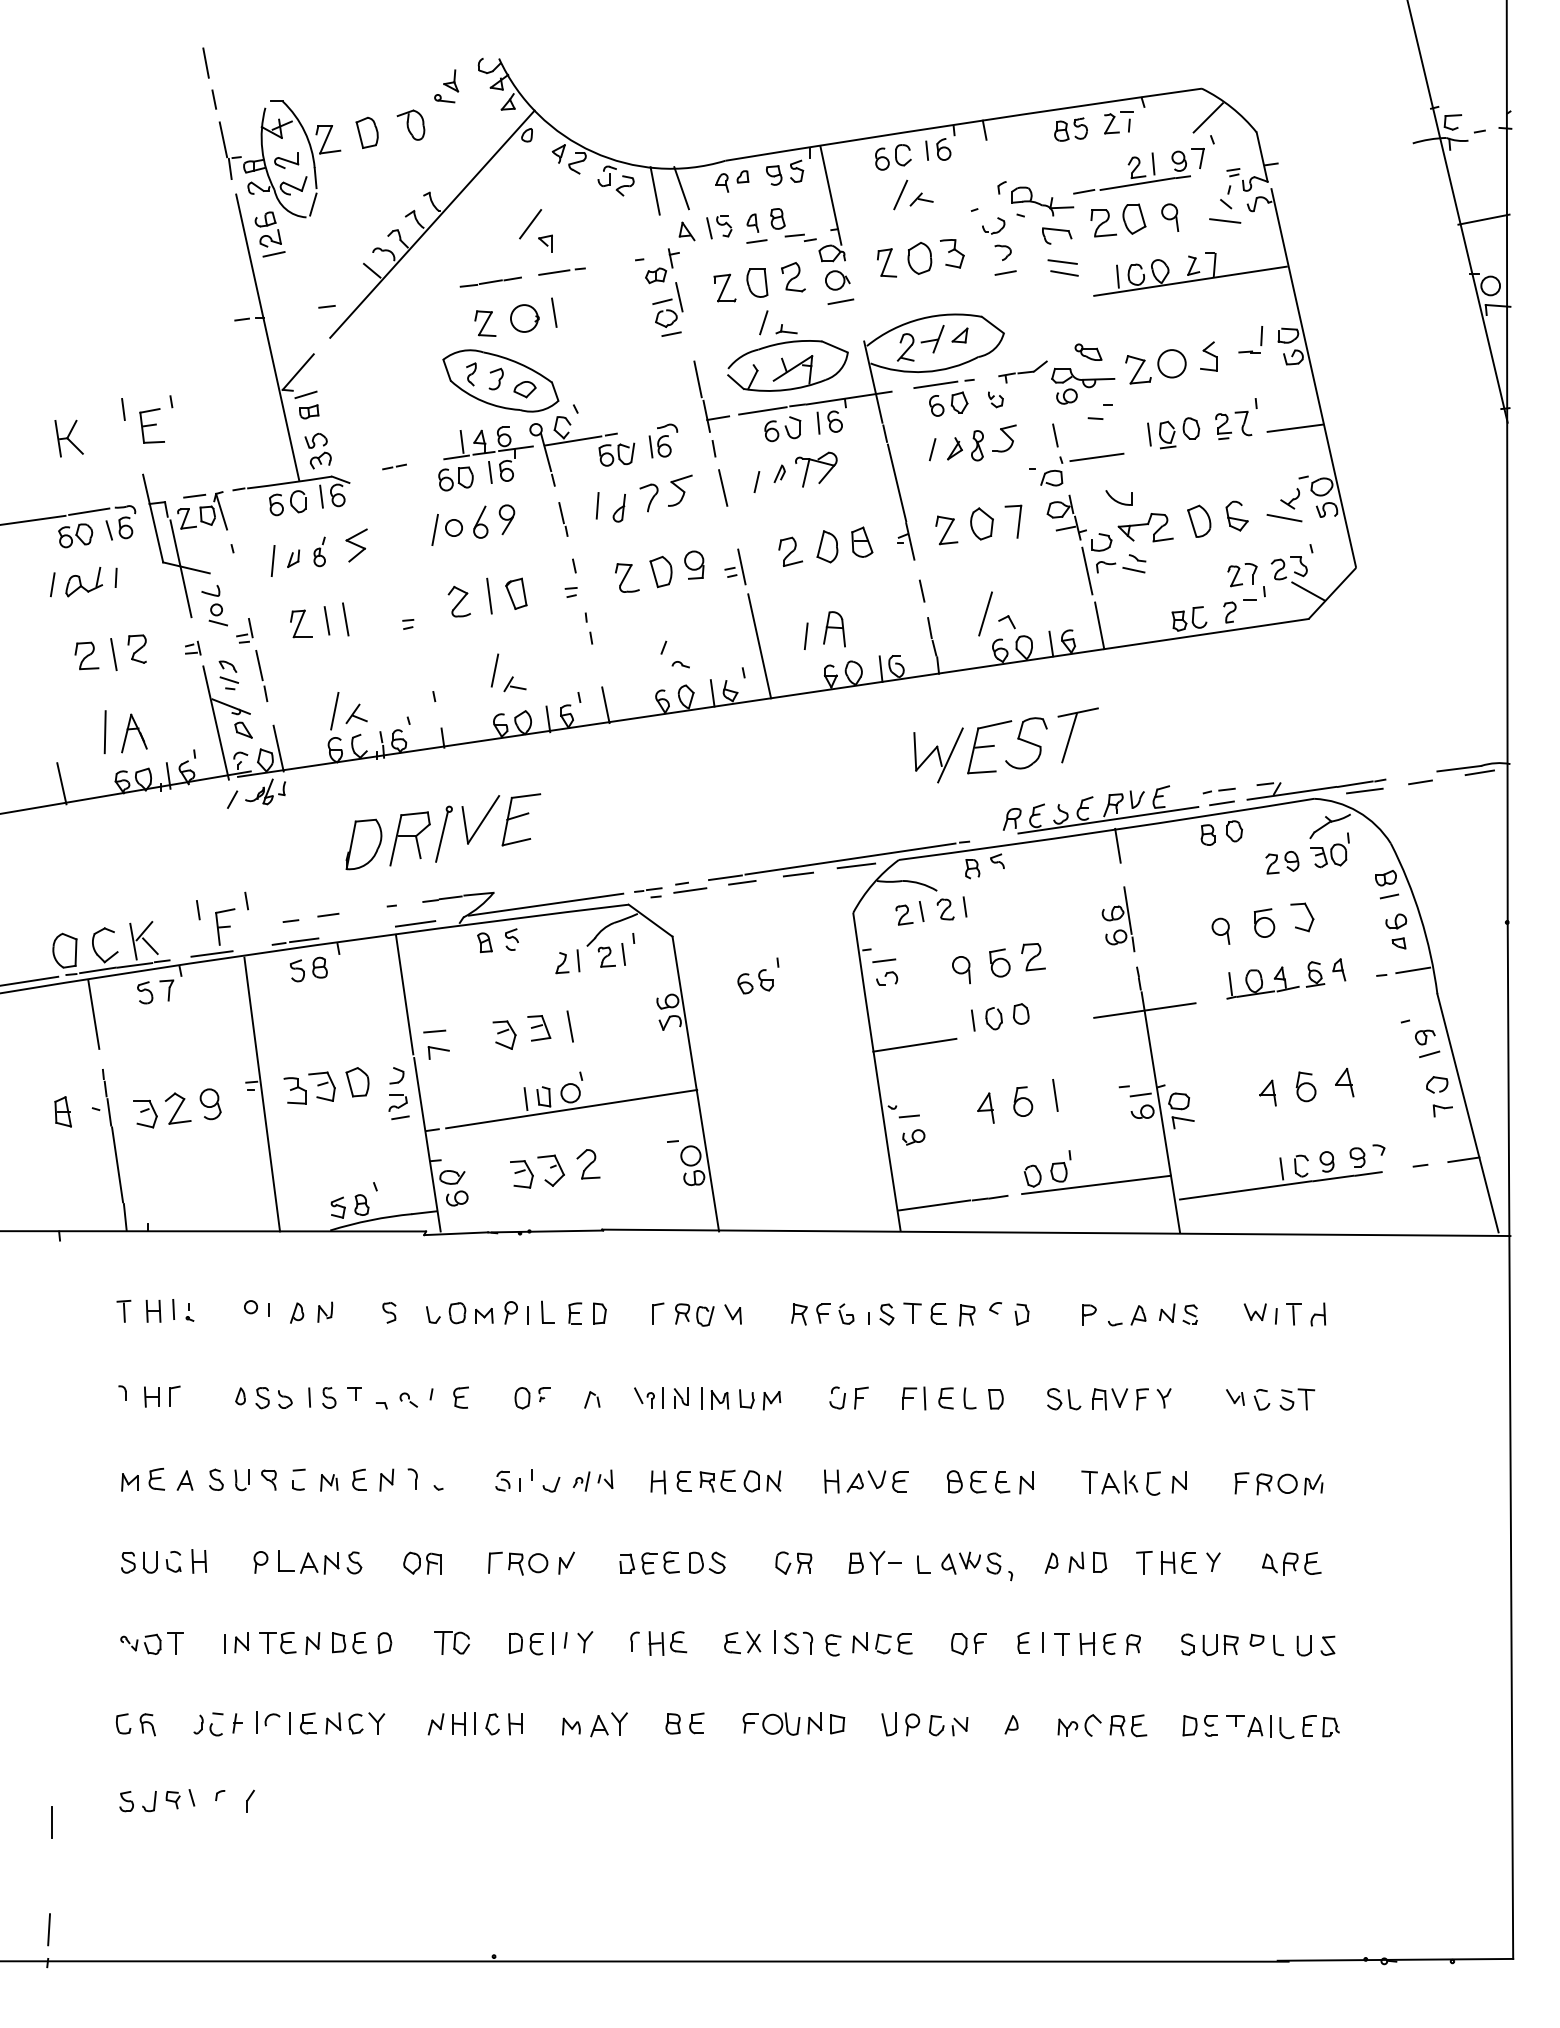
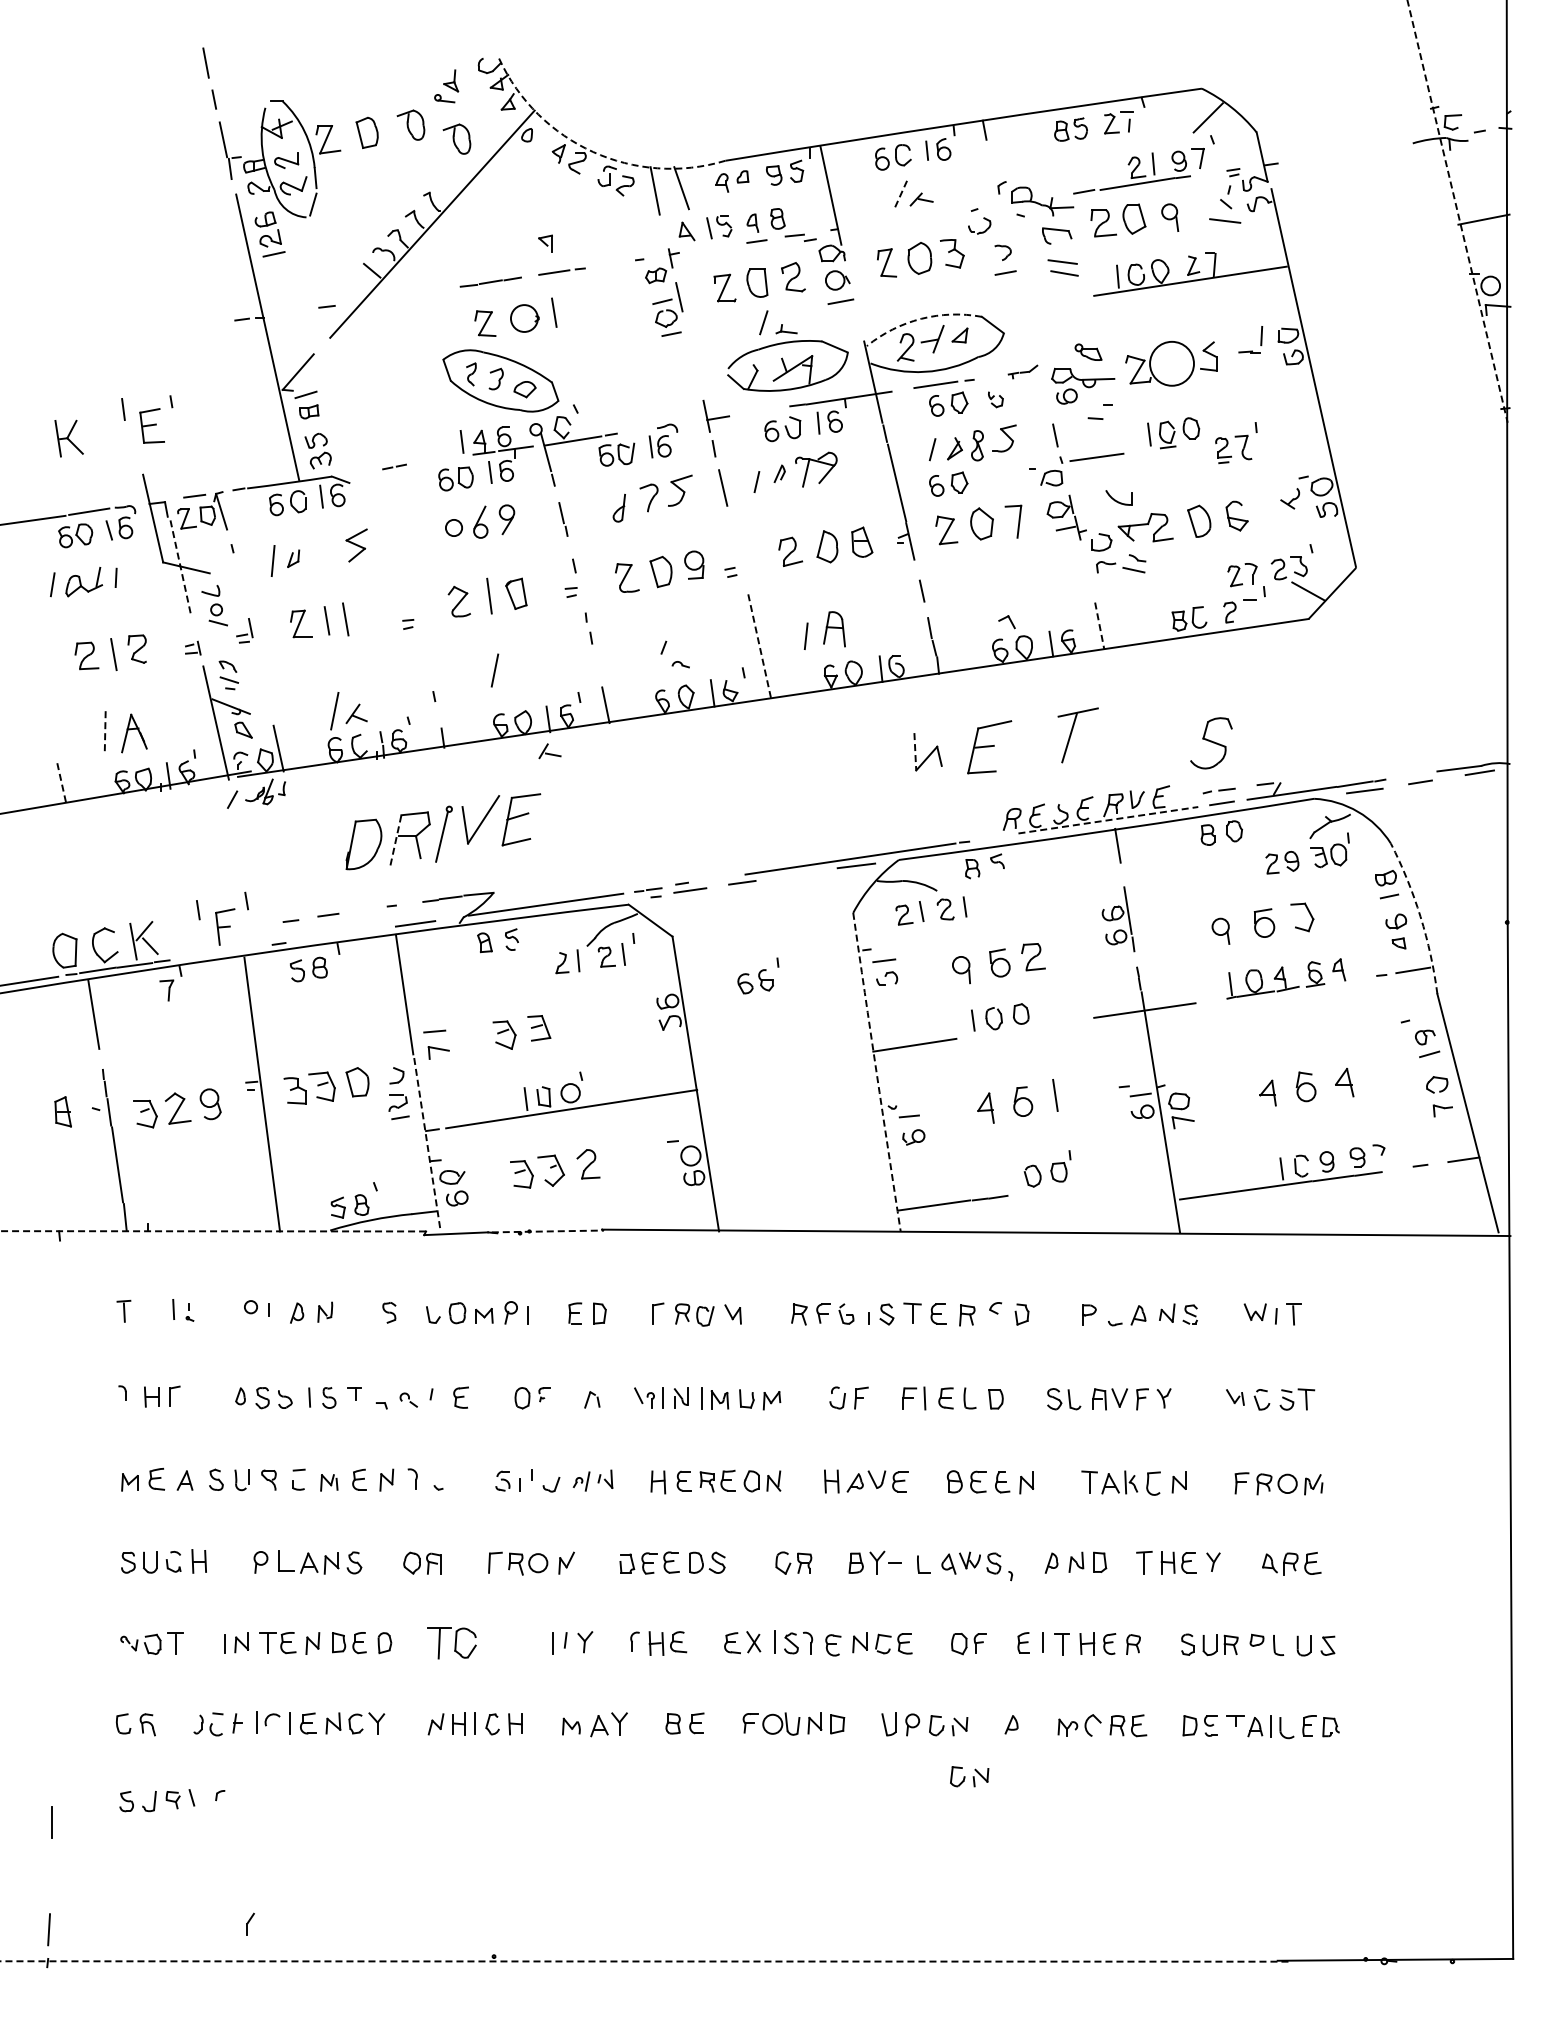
part: none -> present (456, 138)
arc: solid -> dashed (593, 152)
line: solid -> dashed (900, 195)
line: solid -> dashed (1457, 211)
line: present -> none (530, 224)
part position: (994, 231) -> (980, 231) (980, 231)
arc: solid -> dashed (921, 318)
circle diameter: 27 px -> 44 px (1171, 363)
part size: 50x24 px -> 32x16 px (1022, 371)
line: present -> none (697, 379)
line: present -> none (762, 410)
part position: (1236, 418) -> (1236, 442) (1236, 442)
line: present -> none (1295, 427)
line: present -> none (456, 457)
part: none -> present (948, 483)
line: present -> none (597, 505)
line: present -> none (1284, 518)
line: present -> none (434, 529)
part: present -> none (319, 551)
line: present -> none (741, 566)
line: solid -> dashed (180, 568)
line: present -> none (1087, 570)
line: present -> none (985, 613)
line: solid -> dashed (1099, 625)
line: solid -> dashed (759, 646)
line: present -> none (261, 675)
part position: (514, 684) -> (549, 751) (549, 751)
line: solid -> dashed (105, 732)
part position: (1026, 743) -> (1211, 743) (1211, 743)
line: solid -> dashed (915, 751)
line: present -> none (950, 755)
line: solid -> dashed (61, 784)
line: solid -> dashed (1108, 820)
line: solid -> dashed (395, 840)
line: present -> none (798, 874)
line: present -> none (725, 877)
arc: solid -> dashed (1420, 916)
line: present -> none (304, 940)
line: present -> none (211, 953)
part: present -> none (145, 992)
line: present -> none (570, 1026)
arc: solid -> dashed (876, 1072)
line: solid -> dashed (427, 1144)
line: present -> none (1096, 1184)
line: solid -> dashed (213, 1231)
line: solid -> dashed (547, 1231)
part: present -> none (153, 1310)
part: present -> none (547, 1311)
part: present -> none (1317, 1314)
part size: 36x24 px -> 50x33 px (451, 1643)
part: present -> none (526, 1643)
part: none -> present (969, 1776)
part position: (250, 1800) -> (250, 1923) (250, 1923)
line: solid -> dashed (644, 1961)
